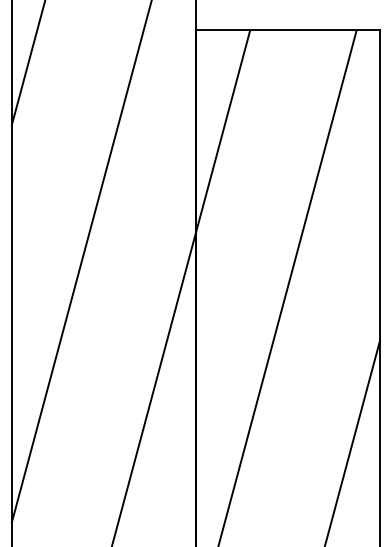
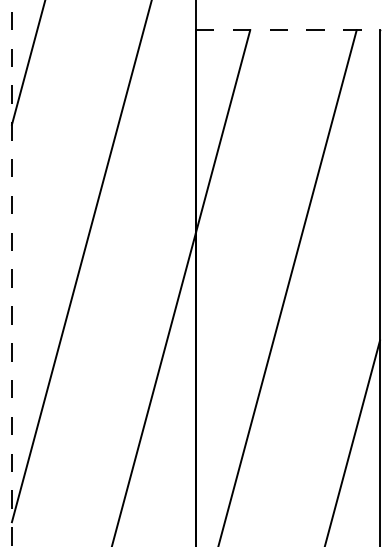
line: solid -> dashed (288, 30)
line: solid -> dashed (11, 273)
